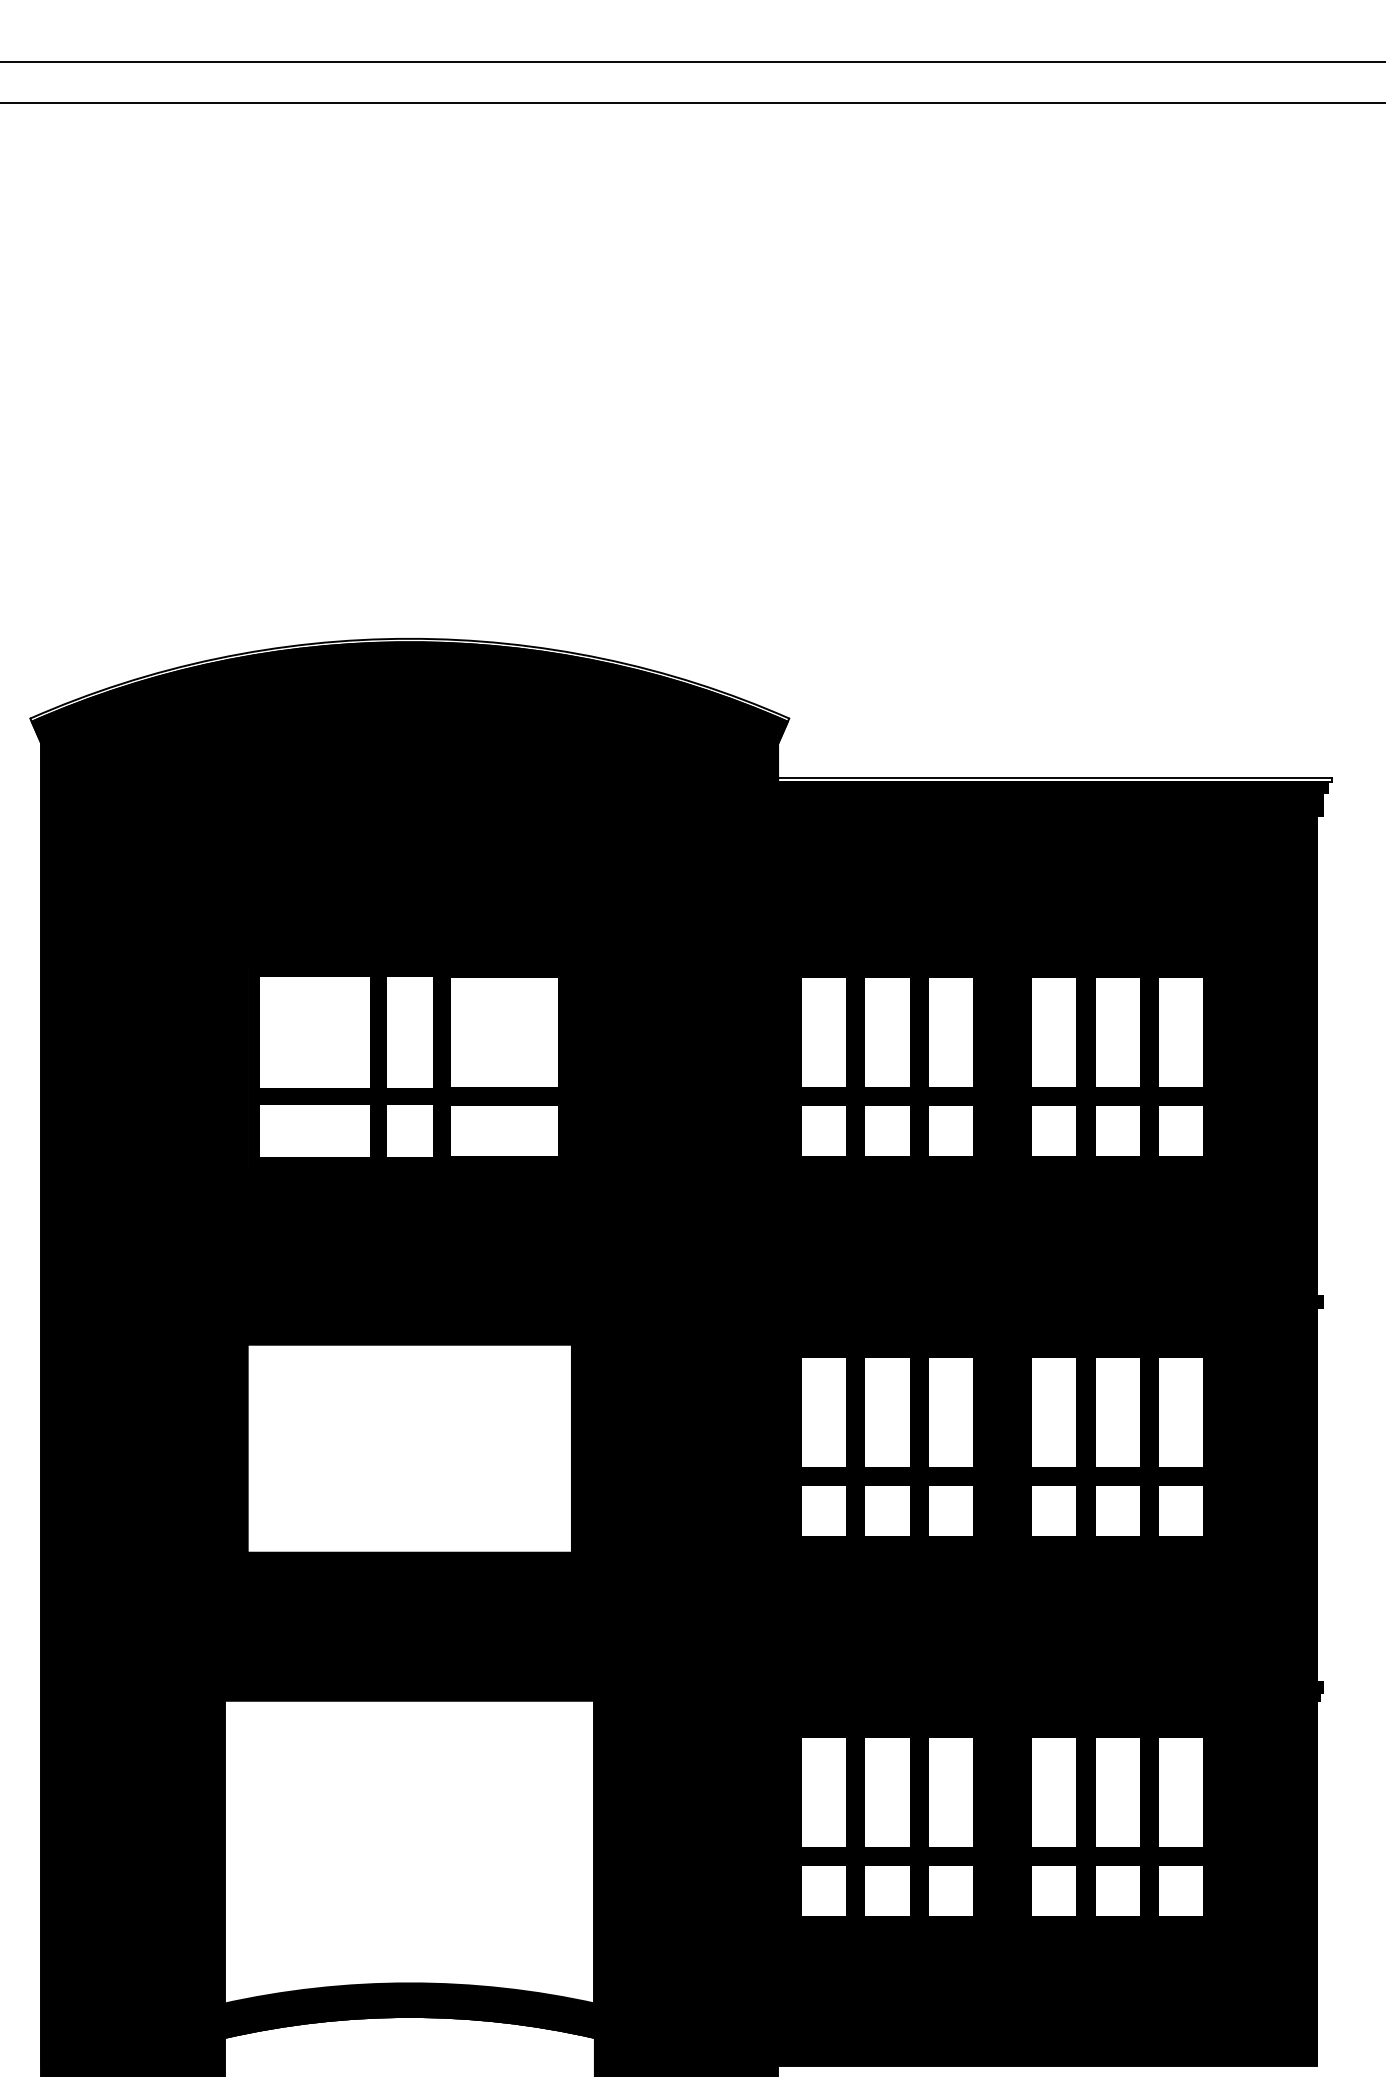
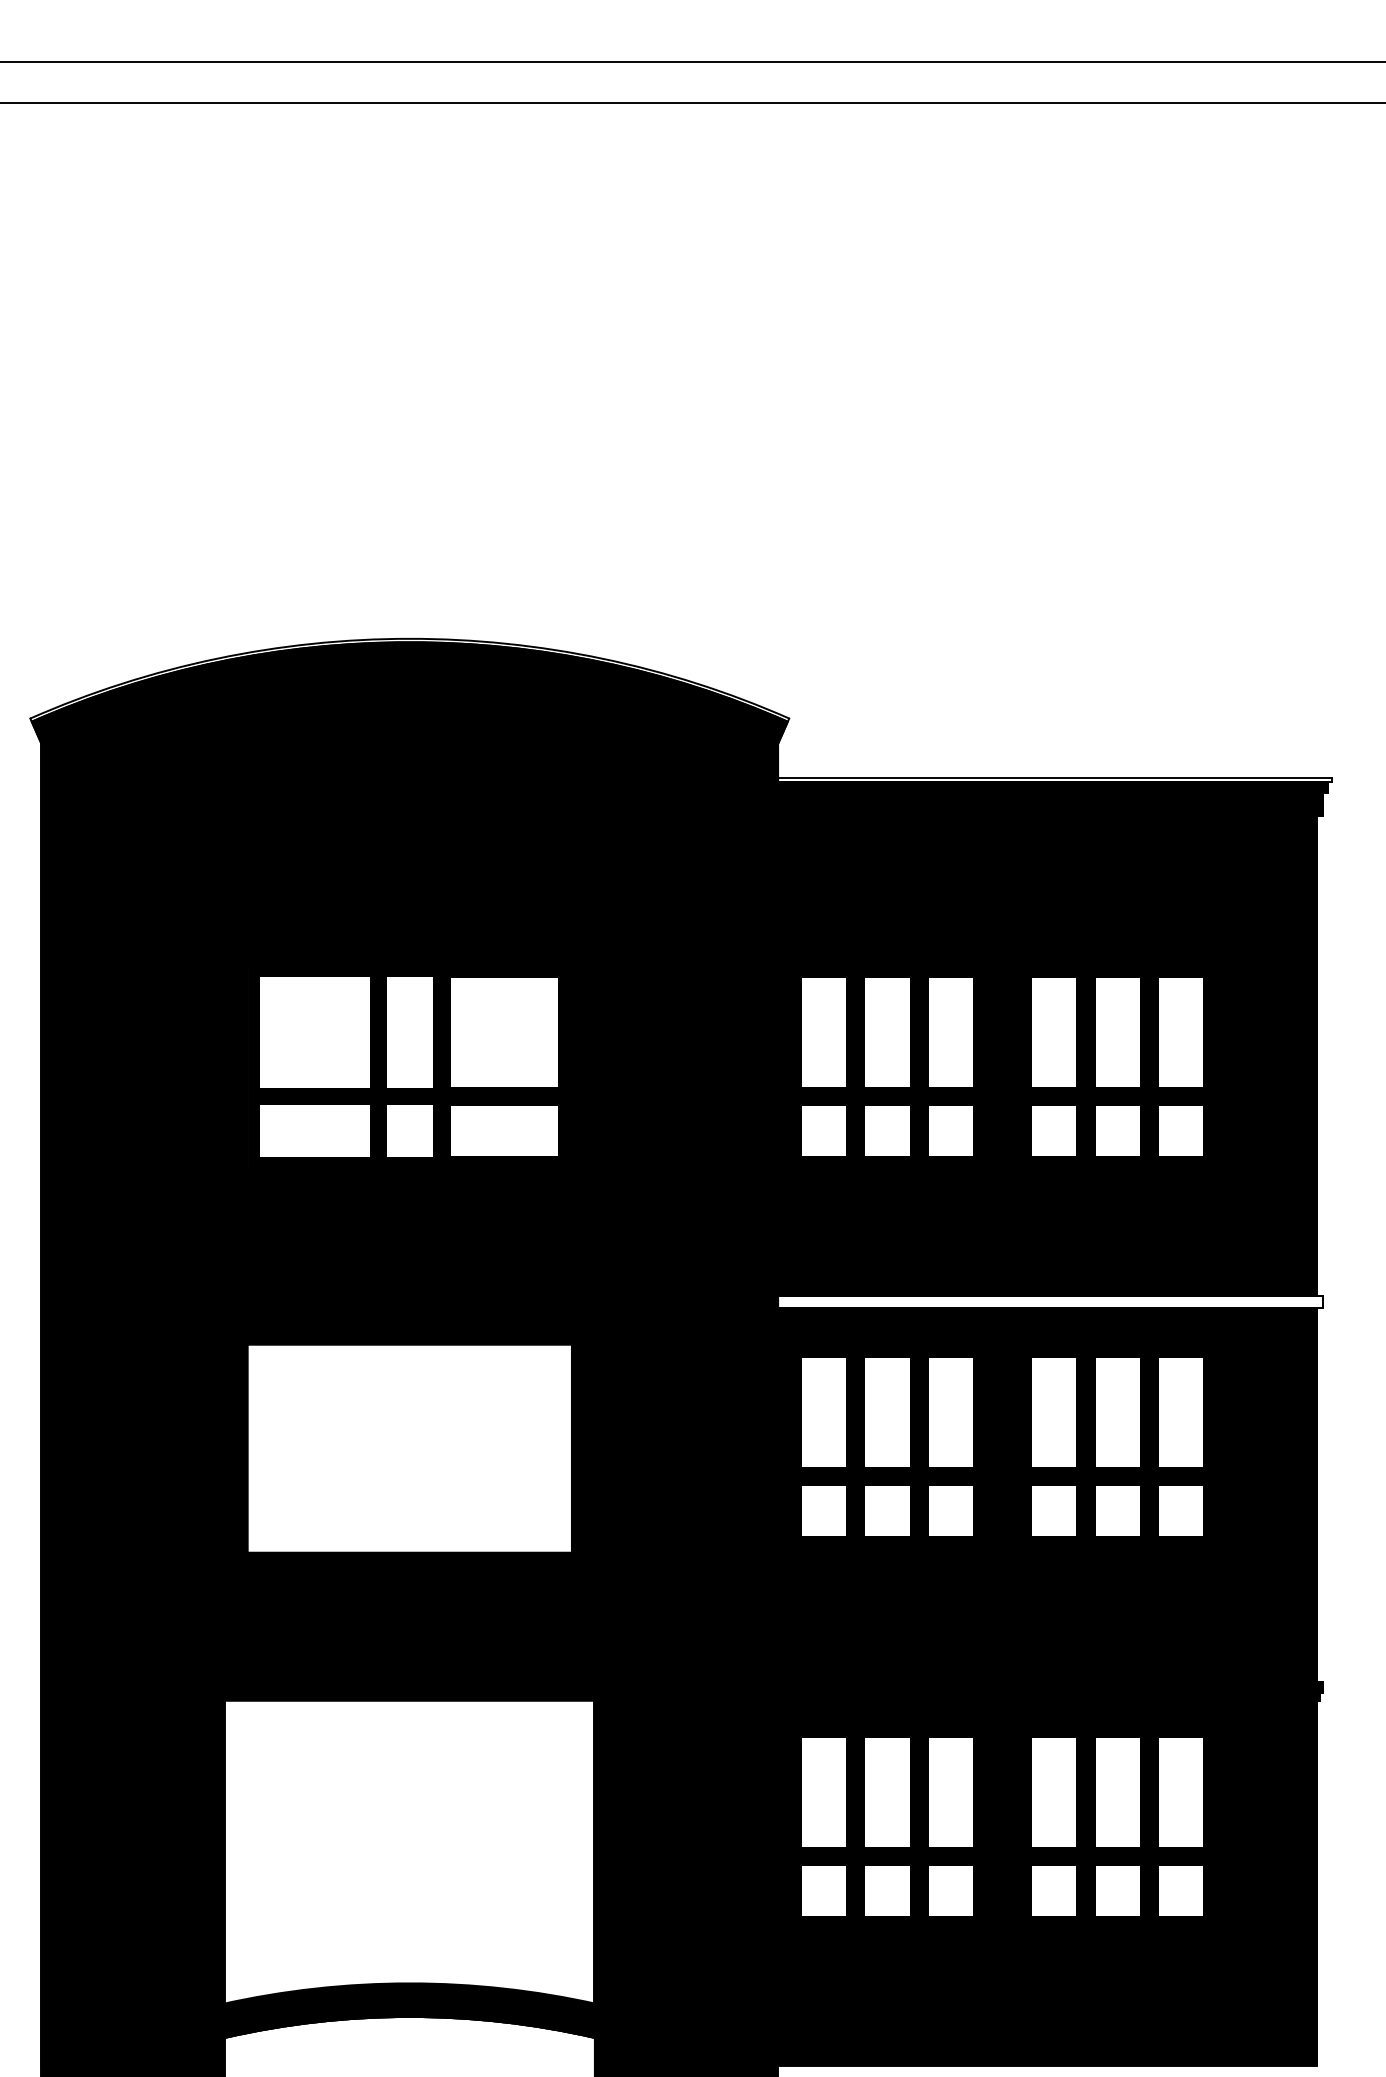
fill: present -> none (1050, 1301)
